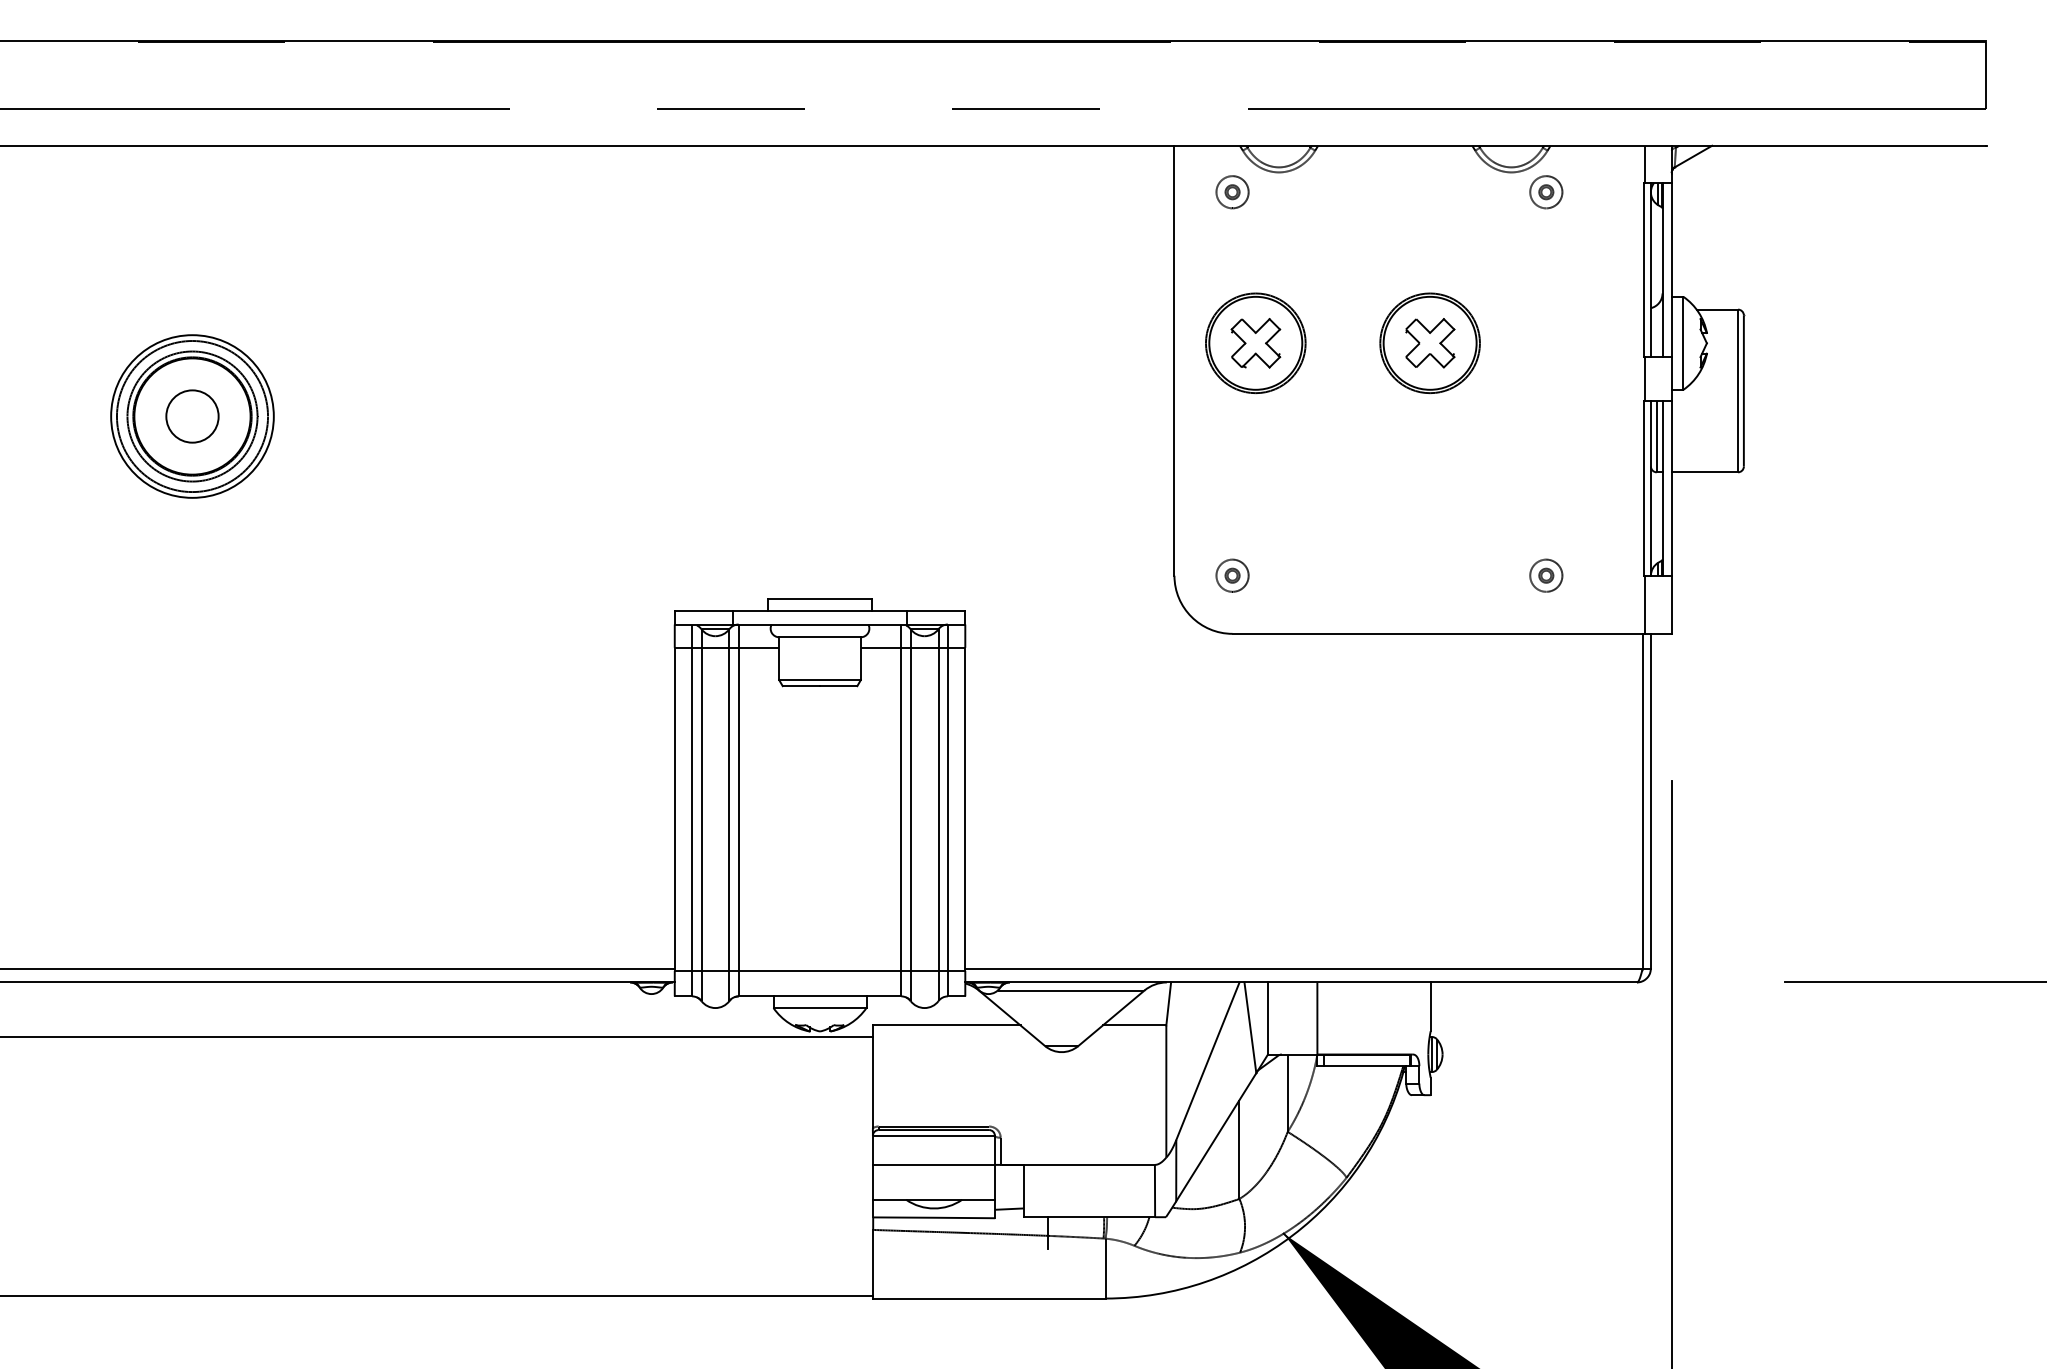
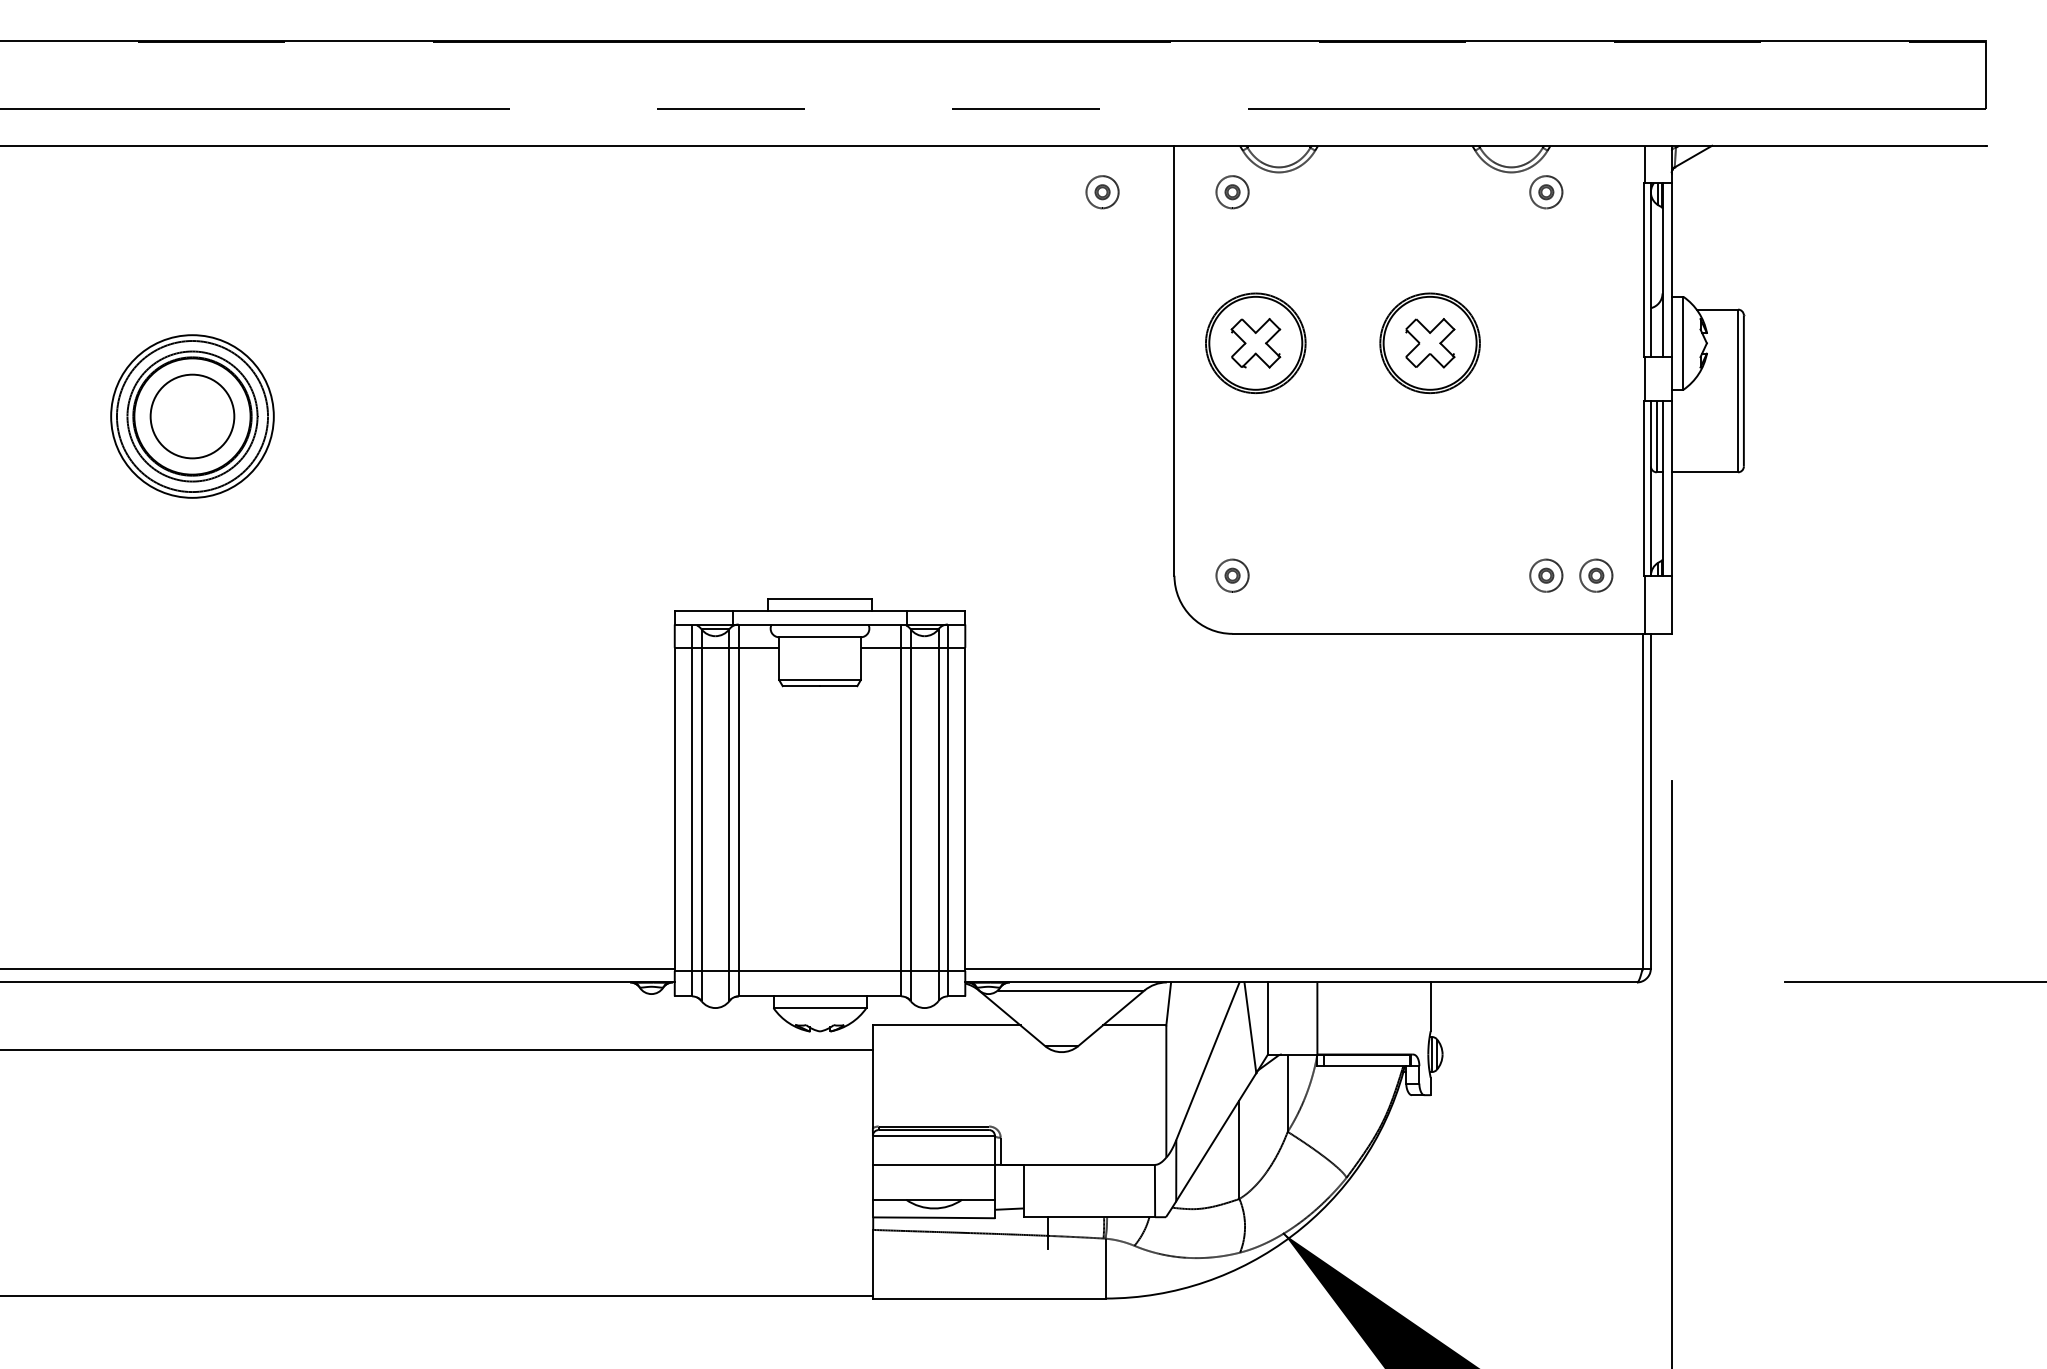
part: none -> present (1102, 192)
circle diameter: 52 px -> 84 px (192, 416)
part: none -> present (1596, 575)
line position: (437, 1037) -> (437, 1050) (437, 1050)
